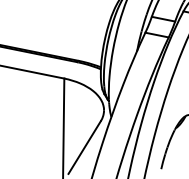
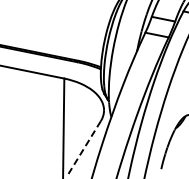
line: solid -> dashed (84, 147)
